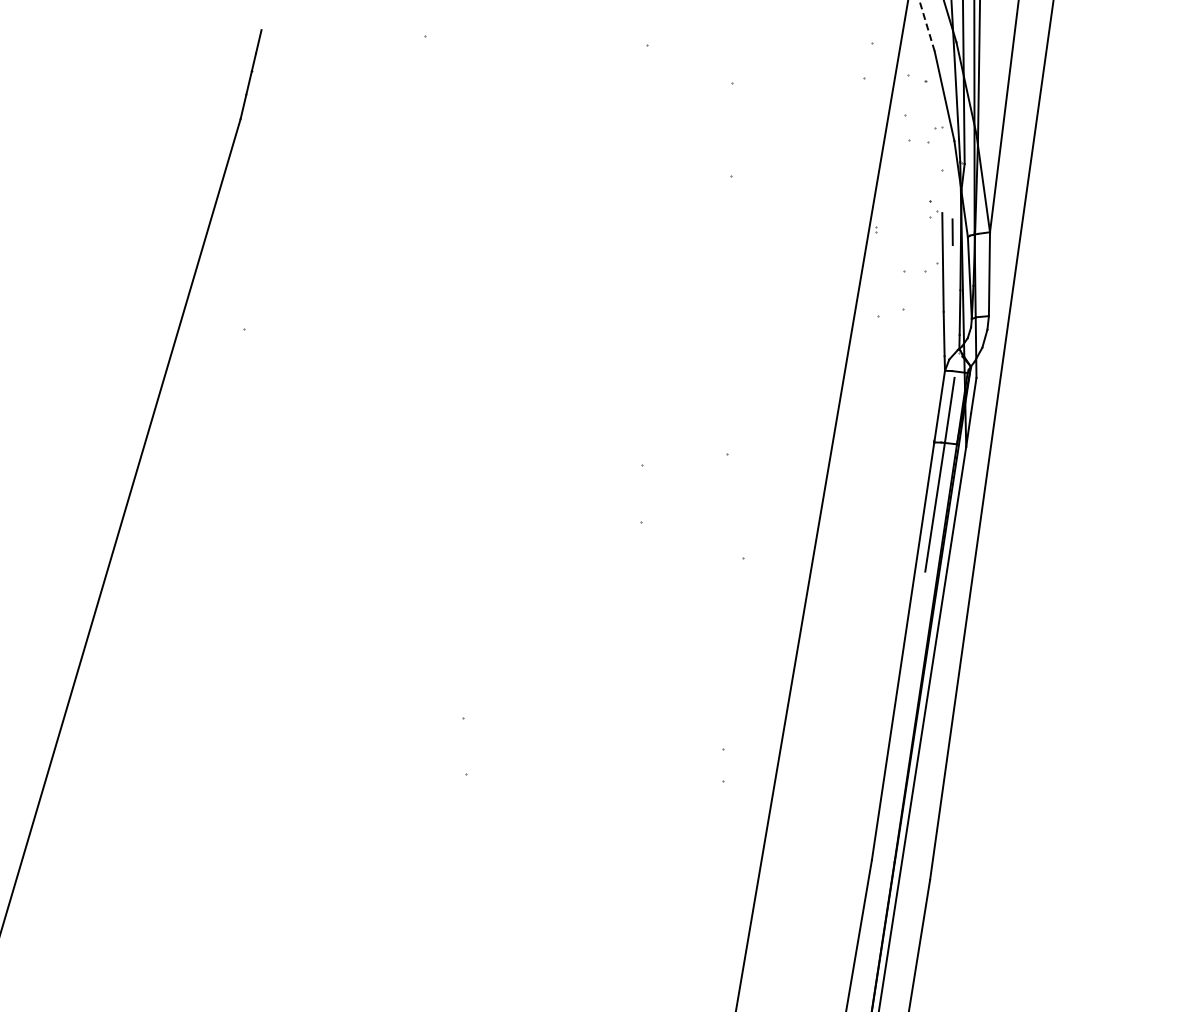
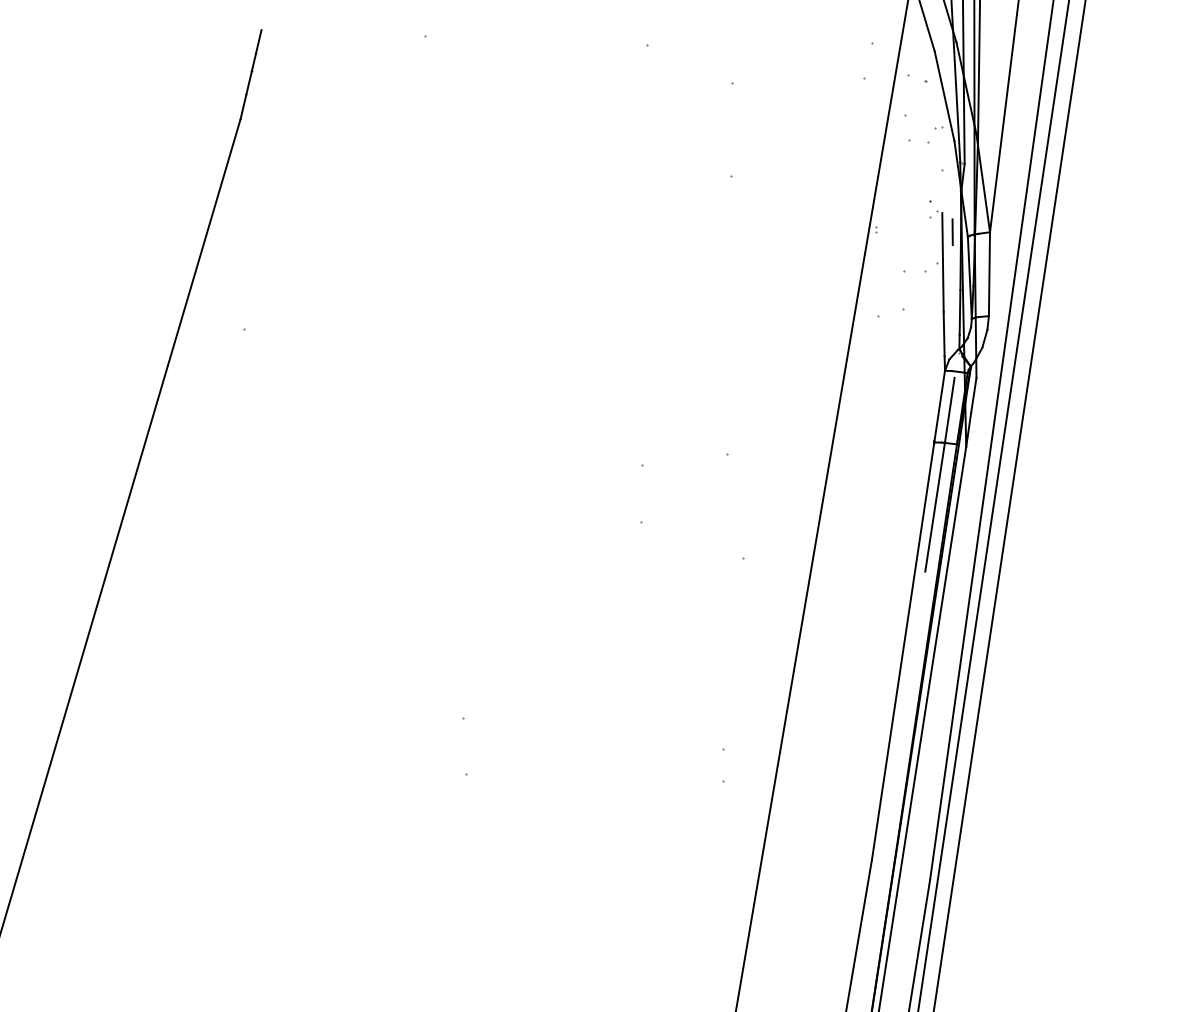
line: dashed -> solid (927, 25)
line: none -> present (993, 505)
line: none -> present (1009, 505)
